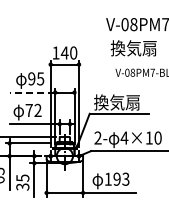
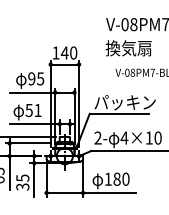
text position: (133, 48) -> (128, 48) (128, 48)
line: dashed -> solid (32, 92)
text: 換気扇 -> パッキン (124, 102)
text: 72 -> 51 (33, 110)
text: 193 -> 180 (121, 178)
